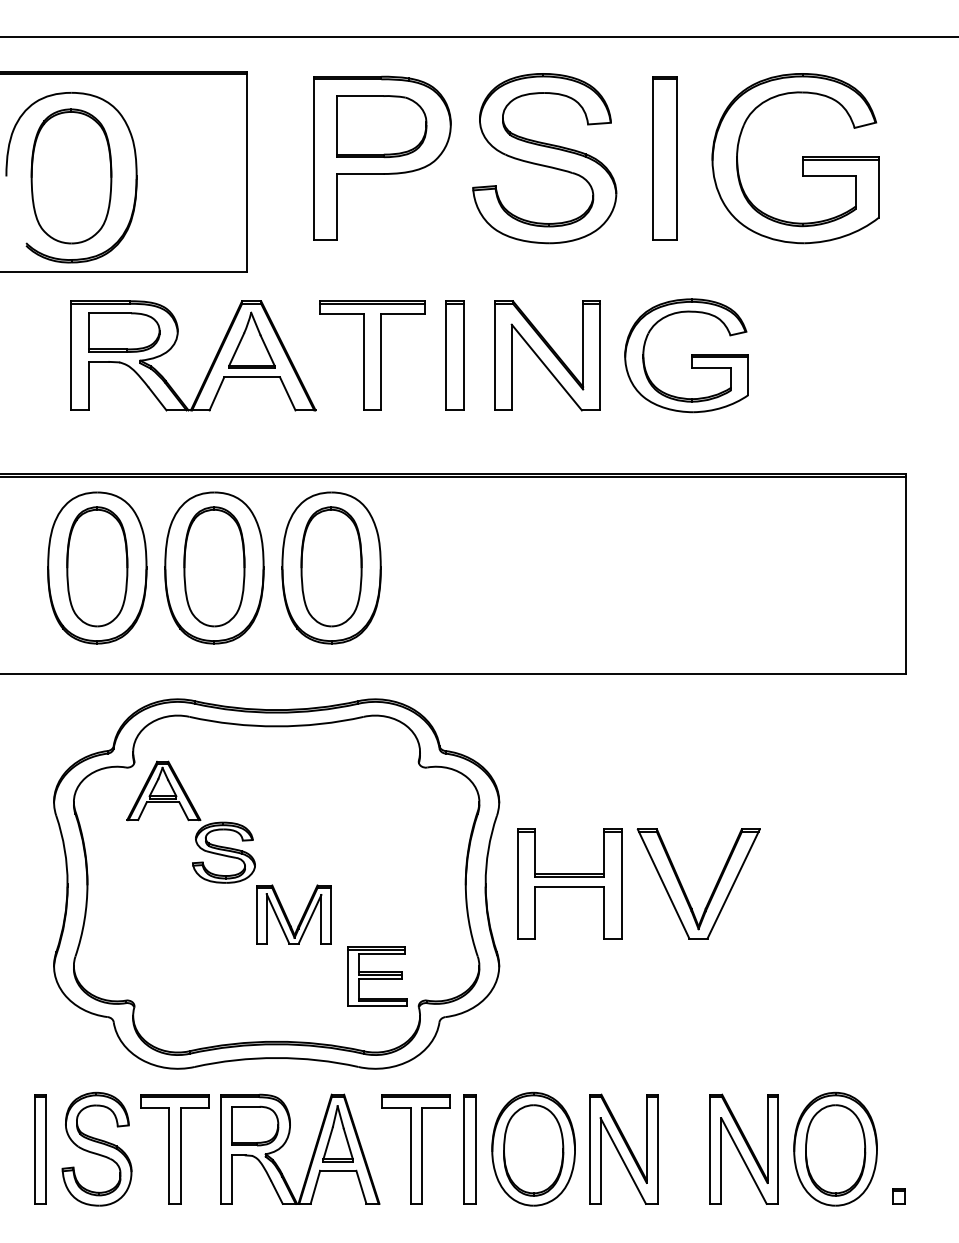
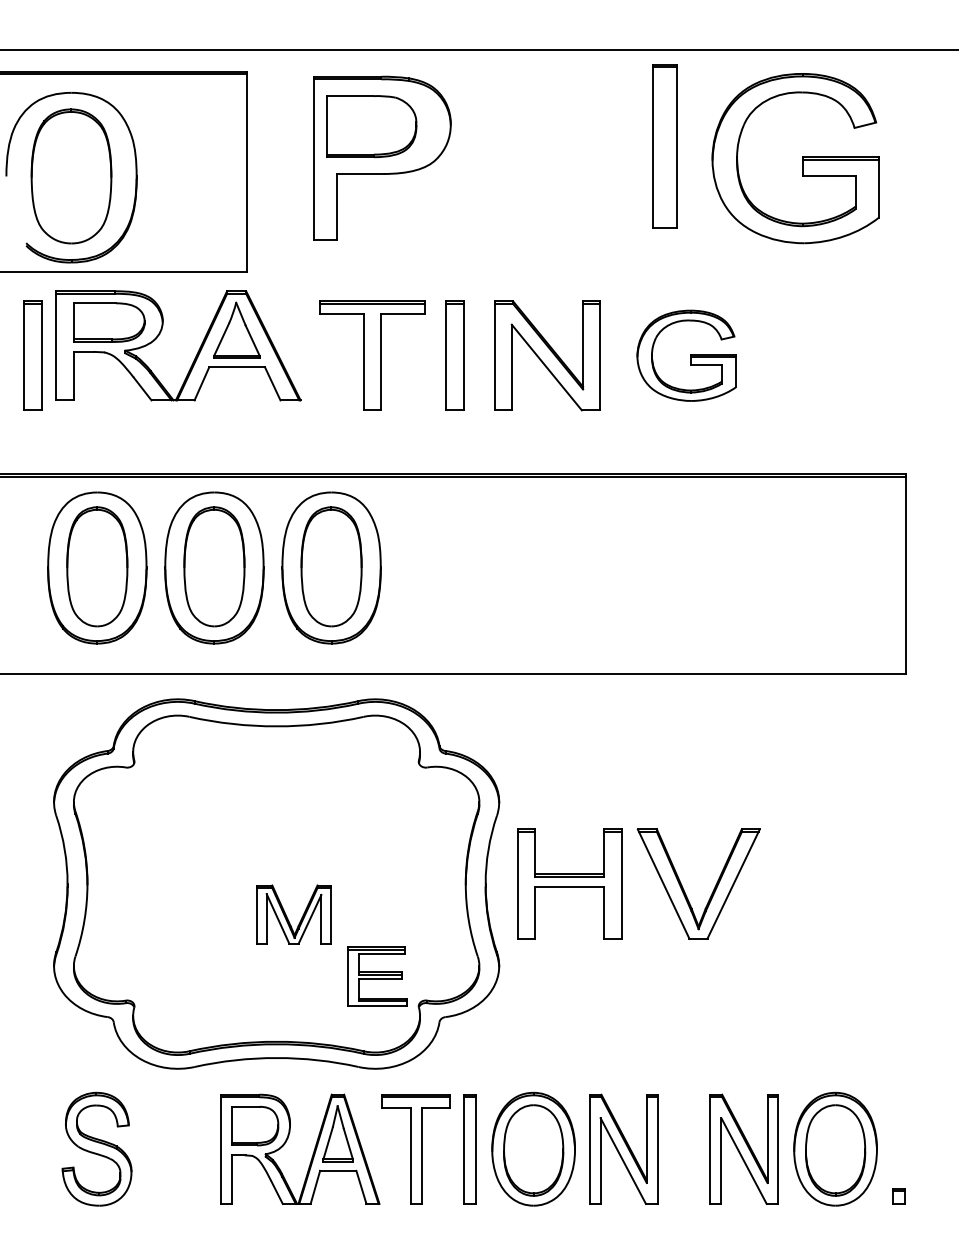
line position: (478, 37) -> (478, 50) (478, 50)
part position: (381, 126) -> (371, 126) (371, 126)
part: present -> none (544, 158)
part position: (664, 158) -> (664, 146) (664, 146)
part: none -> present (32, 355)
part size: 125x116 px -> 101x93 px (686, 355)
part position: (211, 363) -> (196, 353) (196, 353)
part: present -> none (190, 821)
part: present -> none (40, 1149)
part: present -> none (174, 1149)
